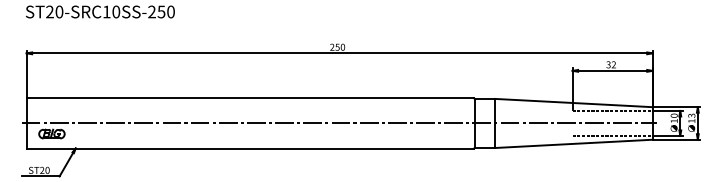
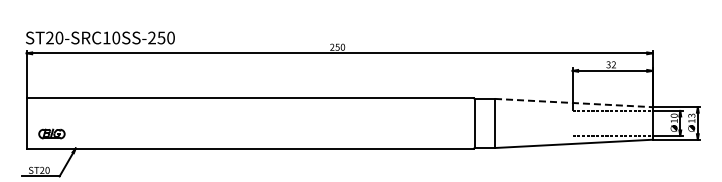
text position: (100, 11) -> (100, 37) (100, 37)
line: solid -> dashed (573, 103)
line: present -> none (339, 123)
